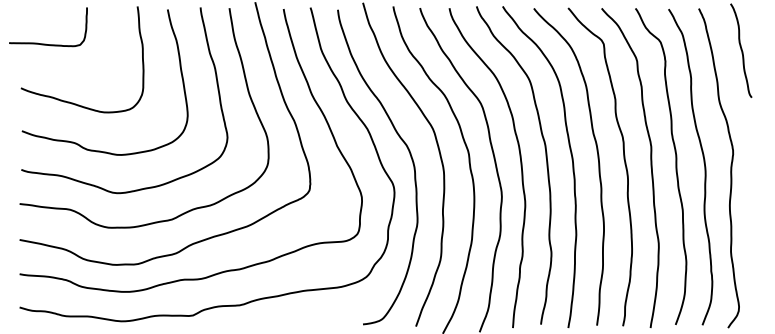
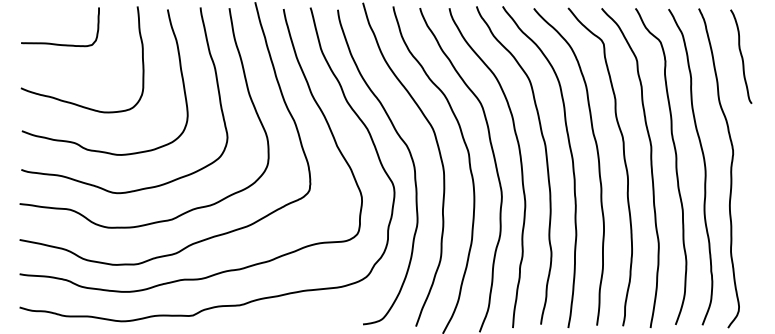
curve position: (46, 43) -> (58, 43) (58, 43)
curve position: (741, 50) -> (741, 56) (741, 56)
